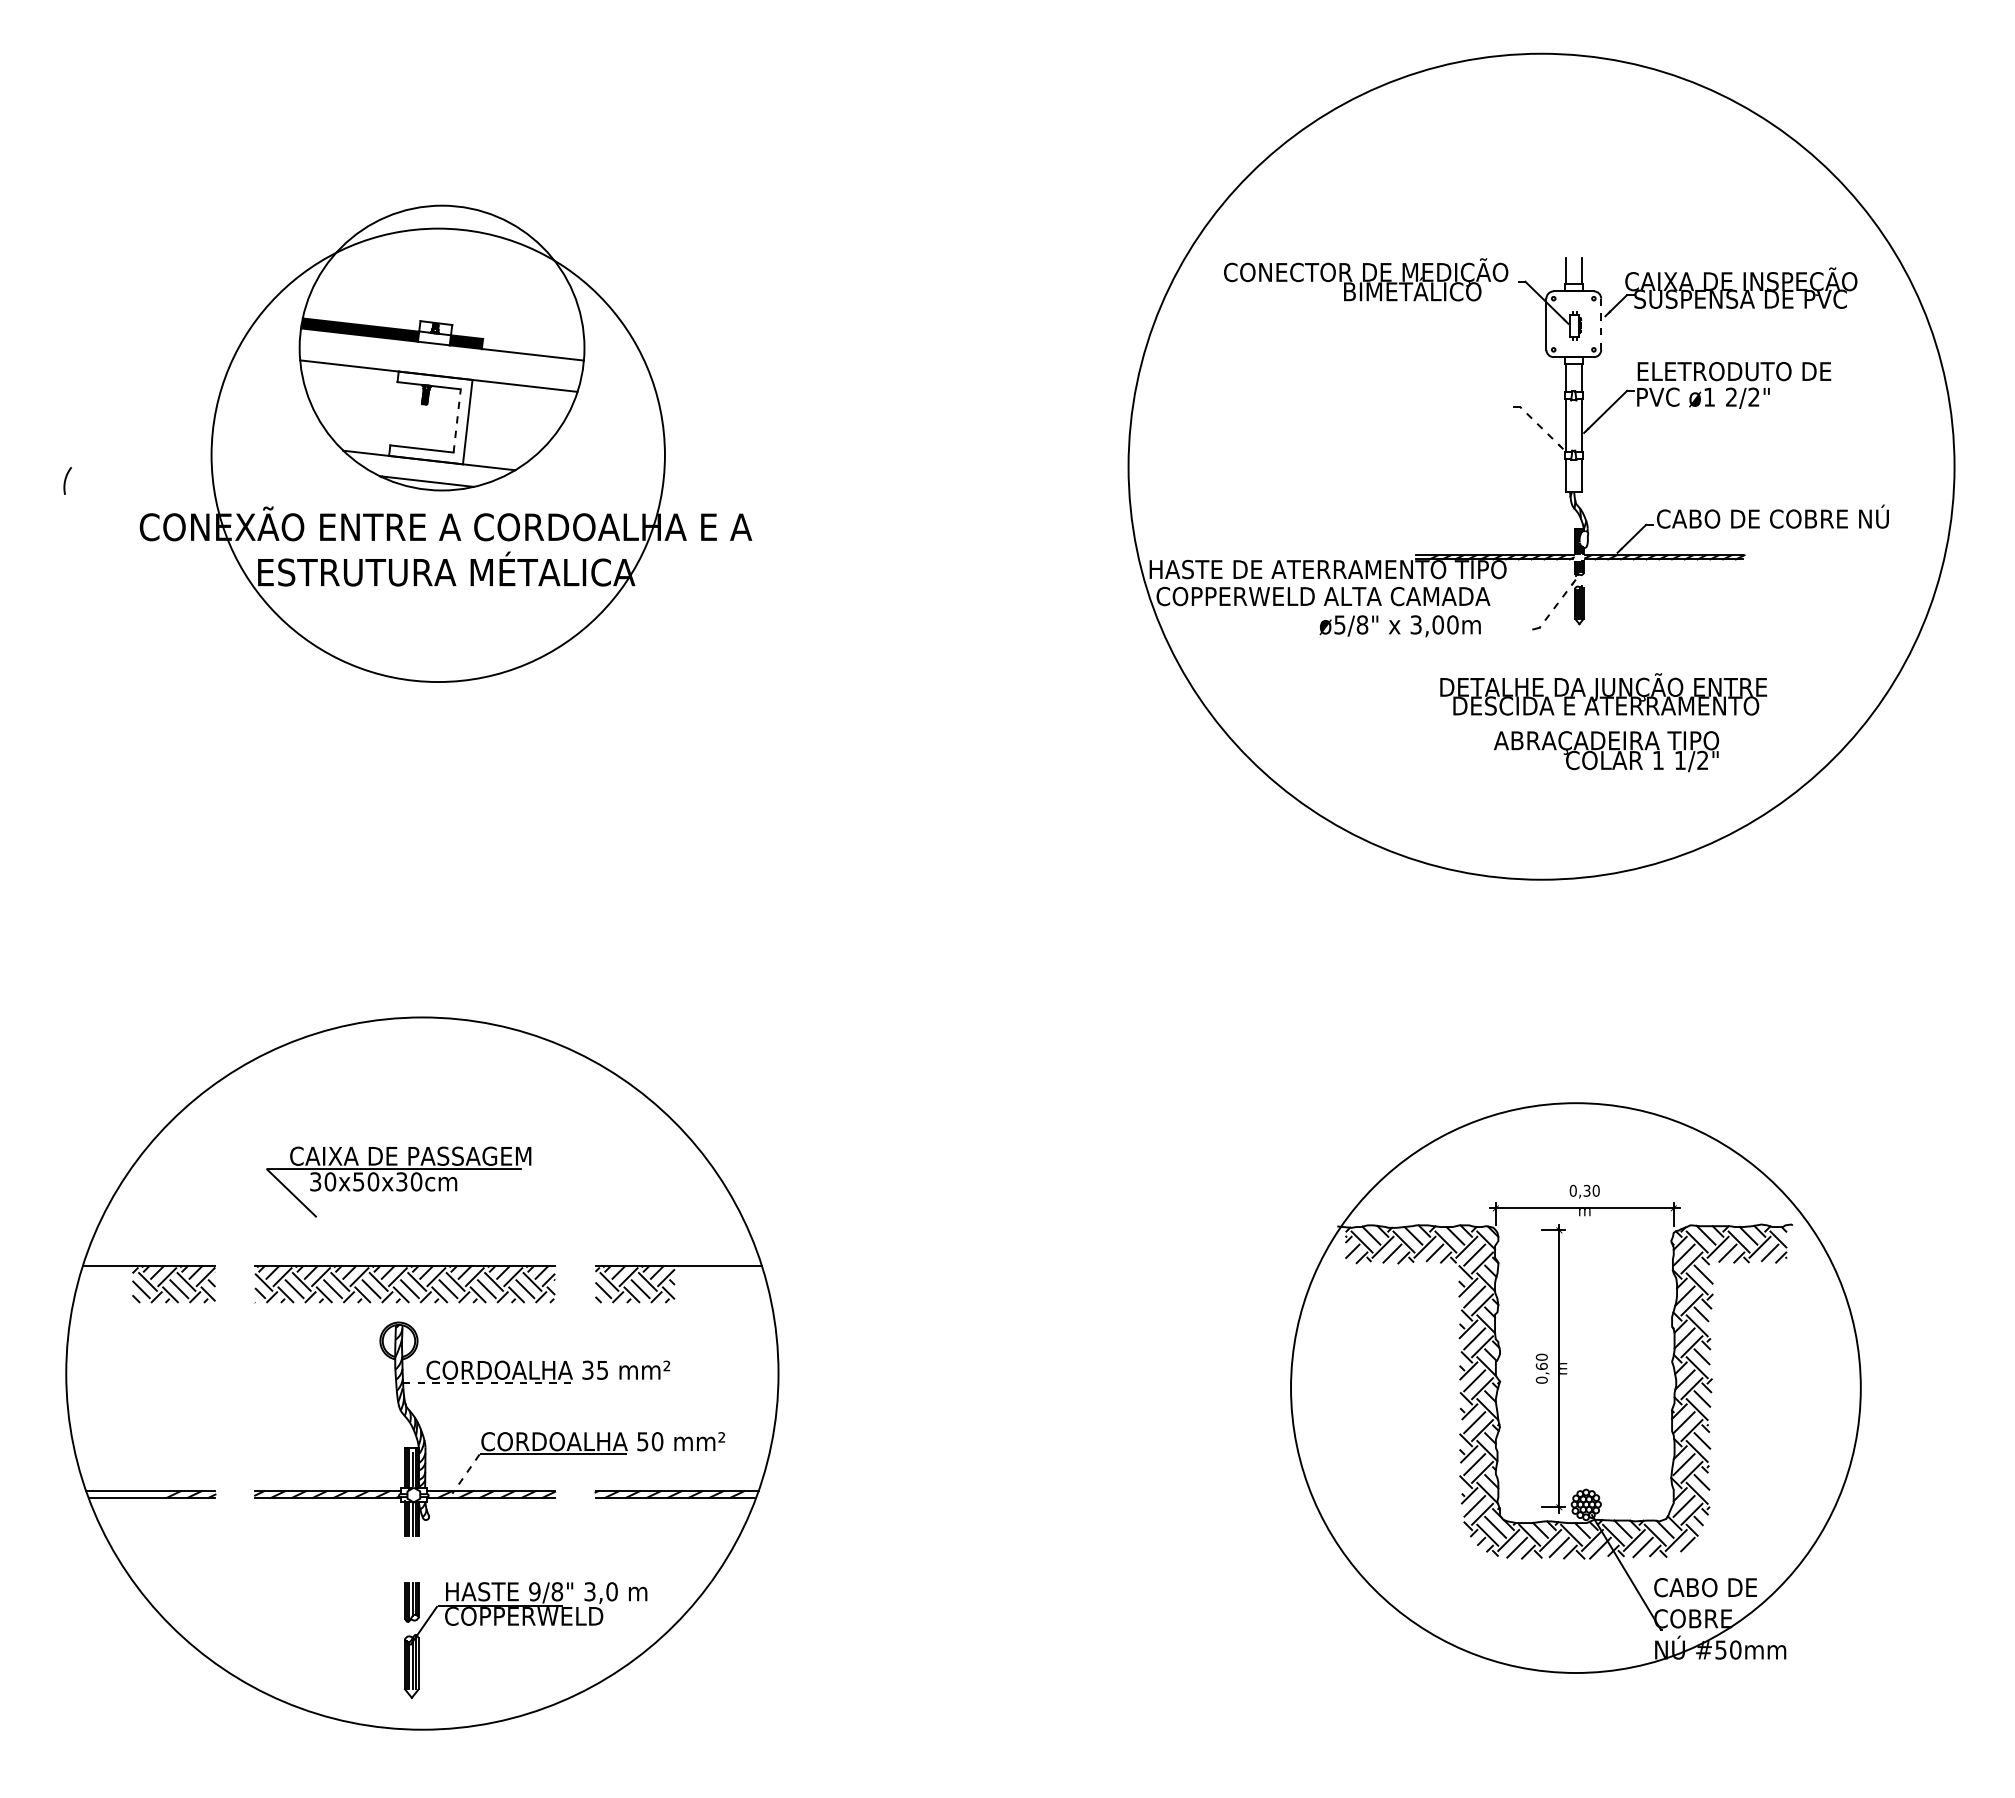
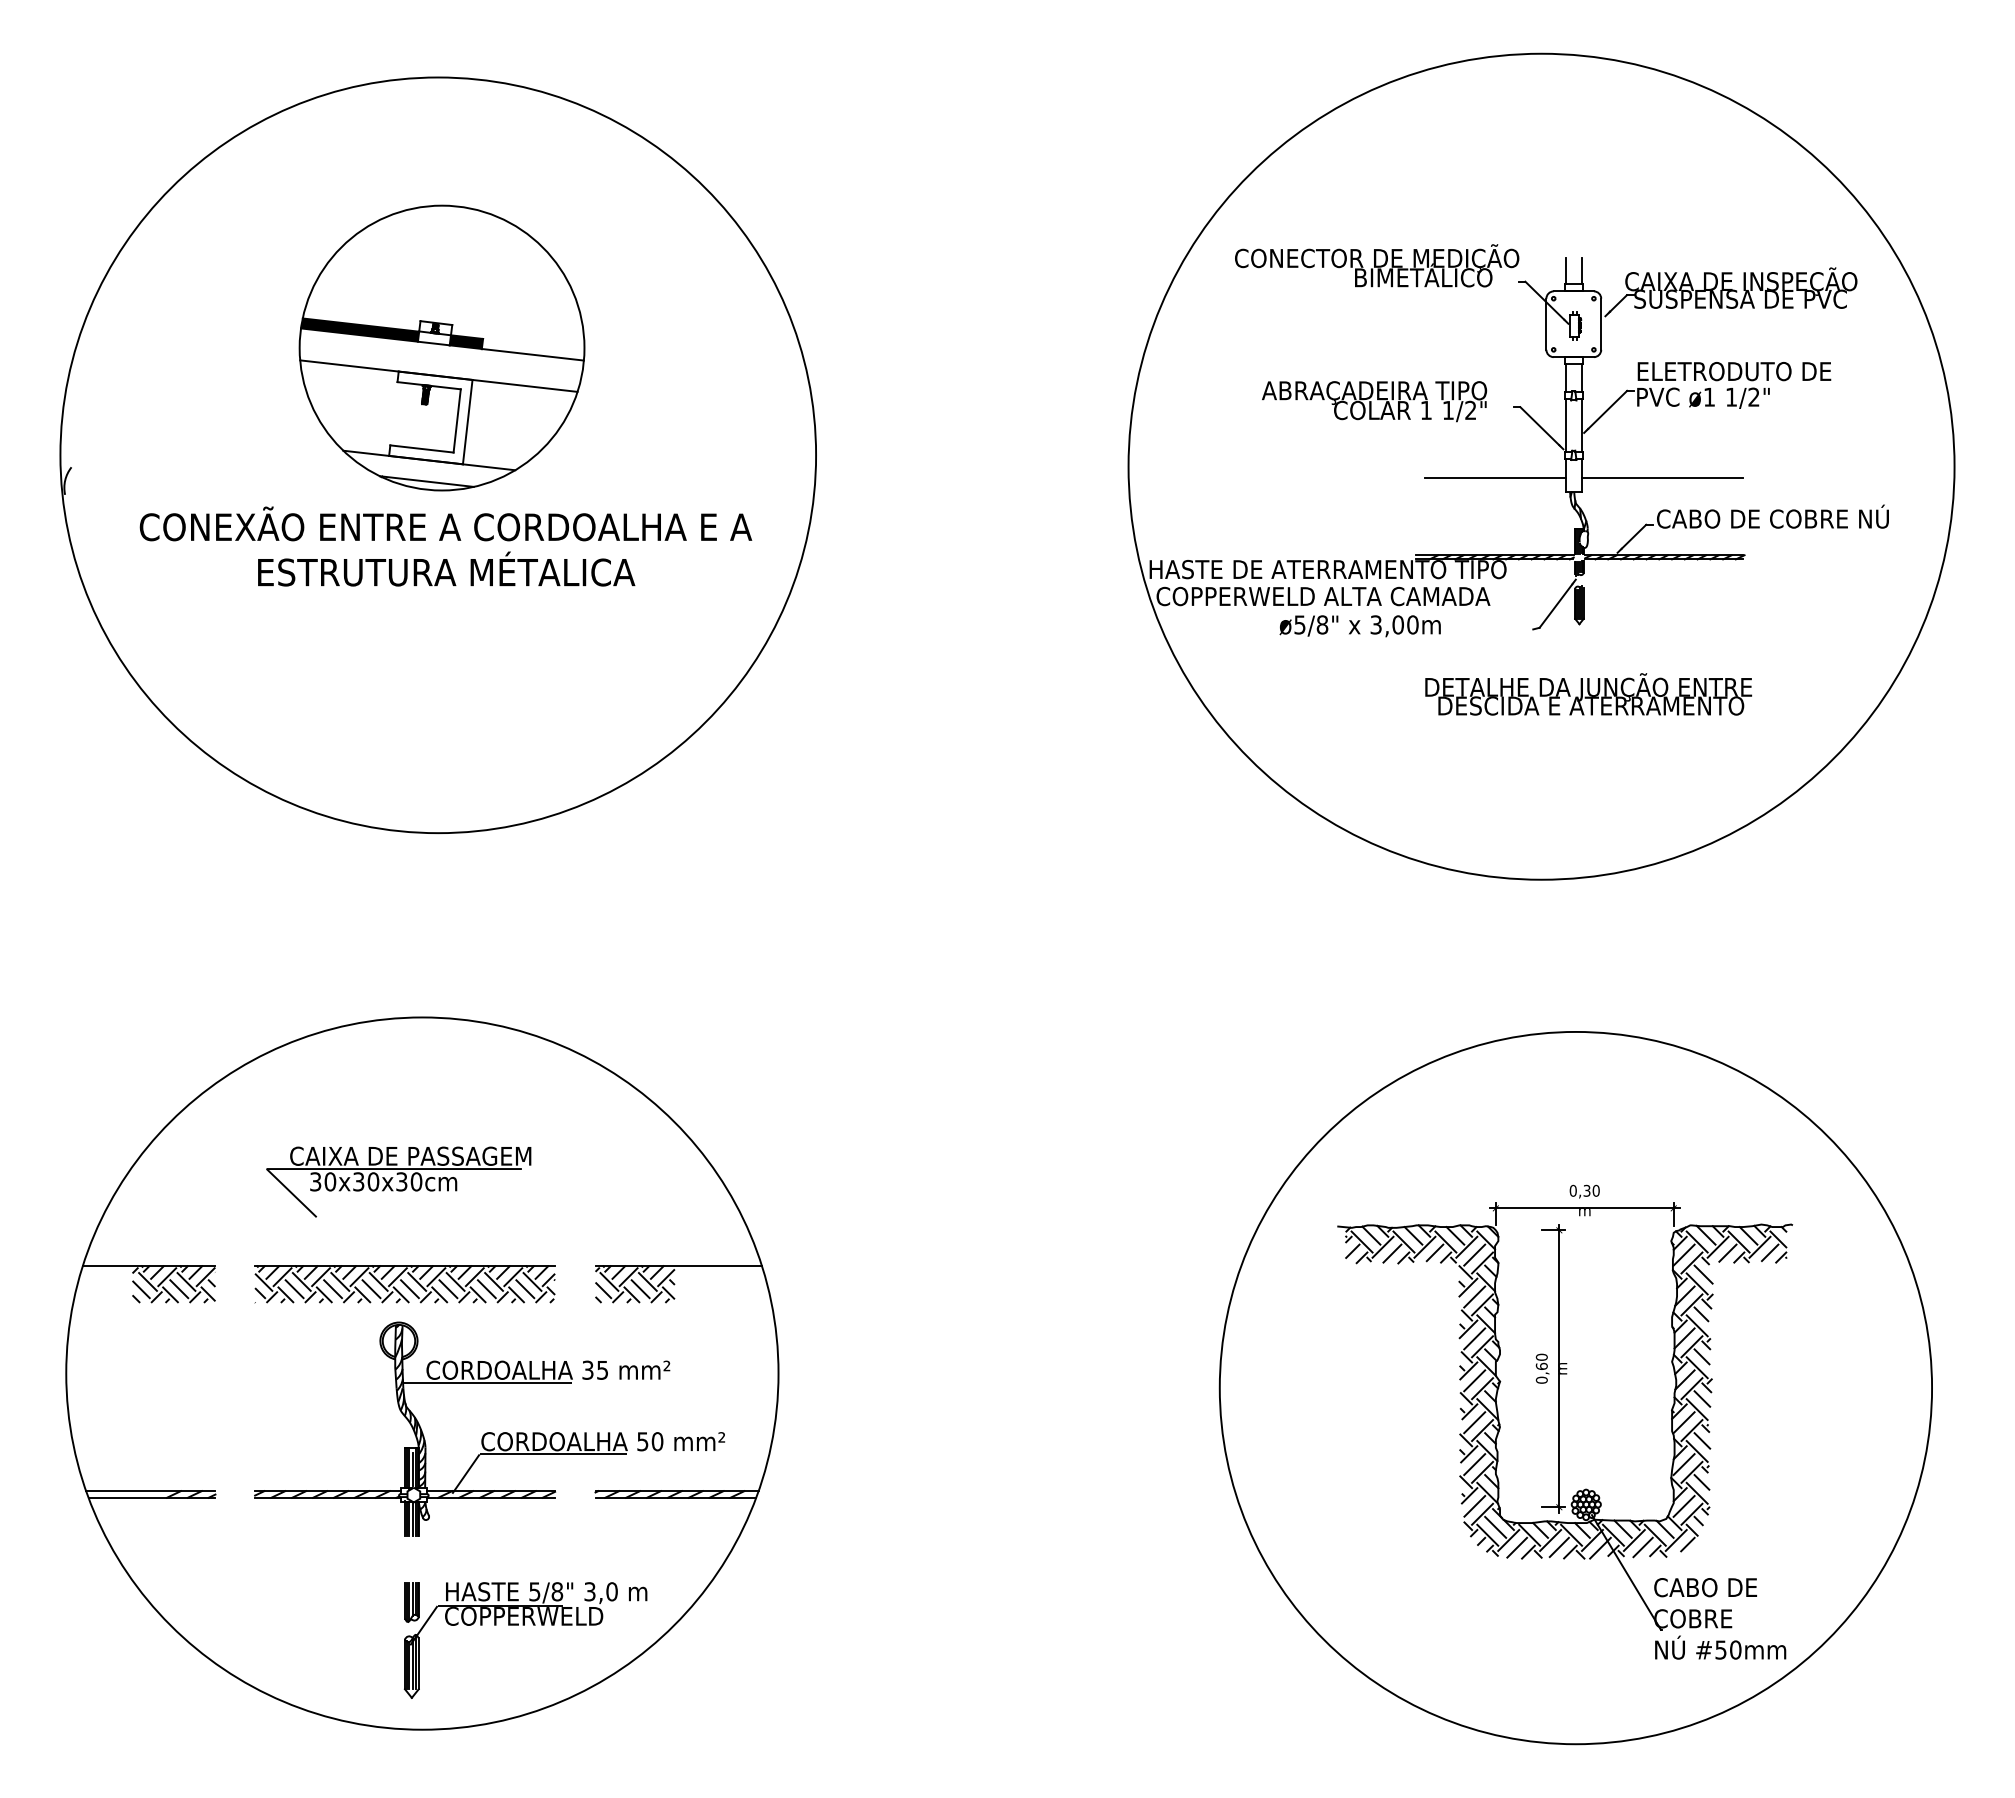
text position: (1366, 279) -> (1377, 265) (1377, 265)
line: dashed -> solid (1601, 324)
text: 2/2" -> 1/2" (1731, 396)
line: dashed -> solid (457, 420)
line: dashed -> solid (1541, 427)
circle diameter: 453 px -> 756 px (438, 455)
line: none -> present (1495, 477)
line: none -> present (1662, 477)
line: dashed -> solid (1557, 604)
text position: (1399, 626) -> (1359, 626) (1359, 626)
text position: (1603, 694) -> (1588, 694) (1588, 694)
text position: (1606, 751) -> (1374, 401) (1374, 401)
text: 30x50x30cm -> 30x30x30cm (358, 1181)
line: dashed -> solid (486, 1383)
circle diameter: 570 px -> 712 px (1575, 1387)
line: dashed -> solid (466, 1474)
text: 9/8" -> 5/8" (534, 1591)
